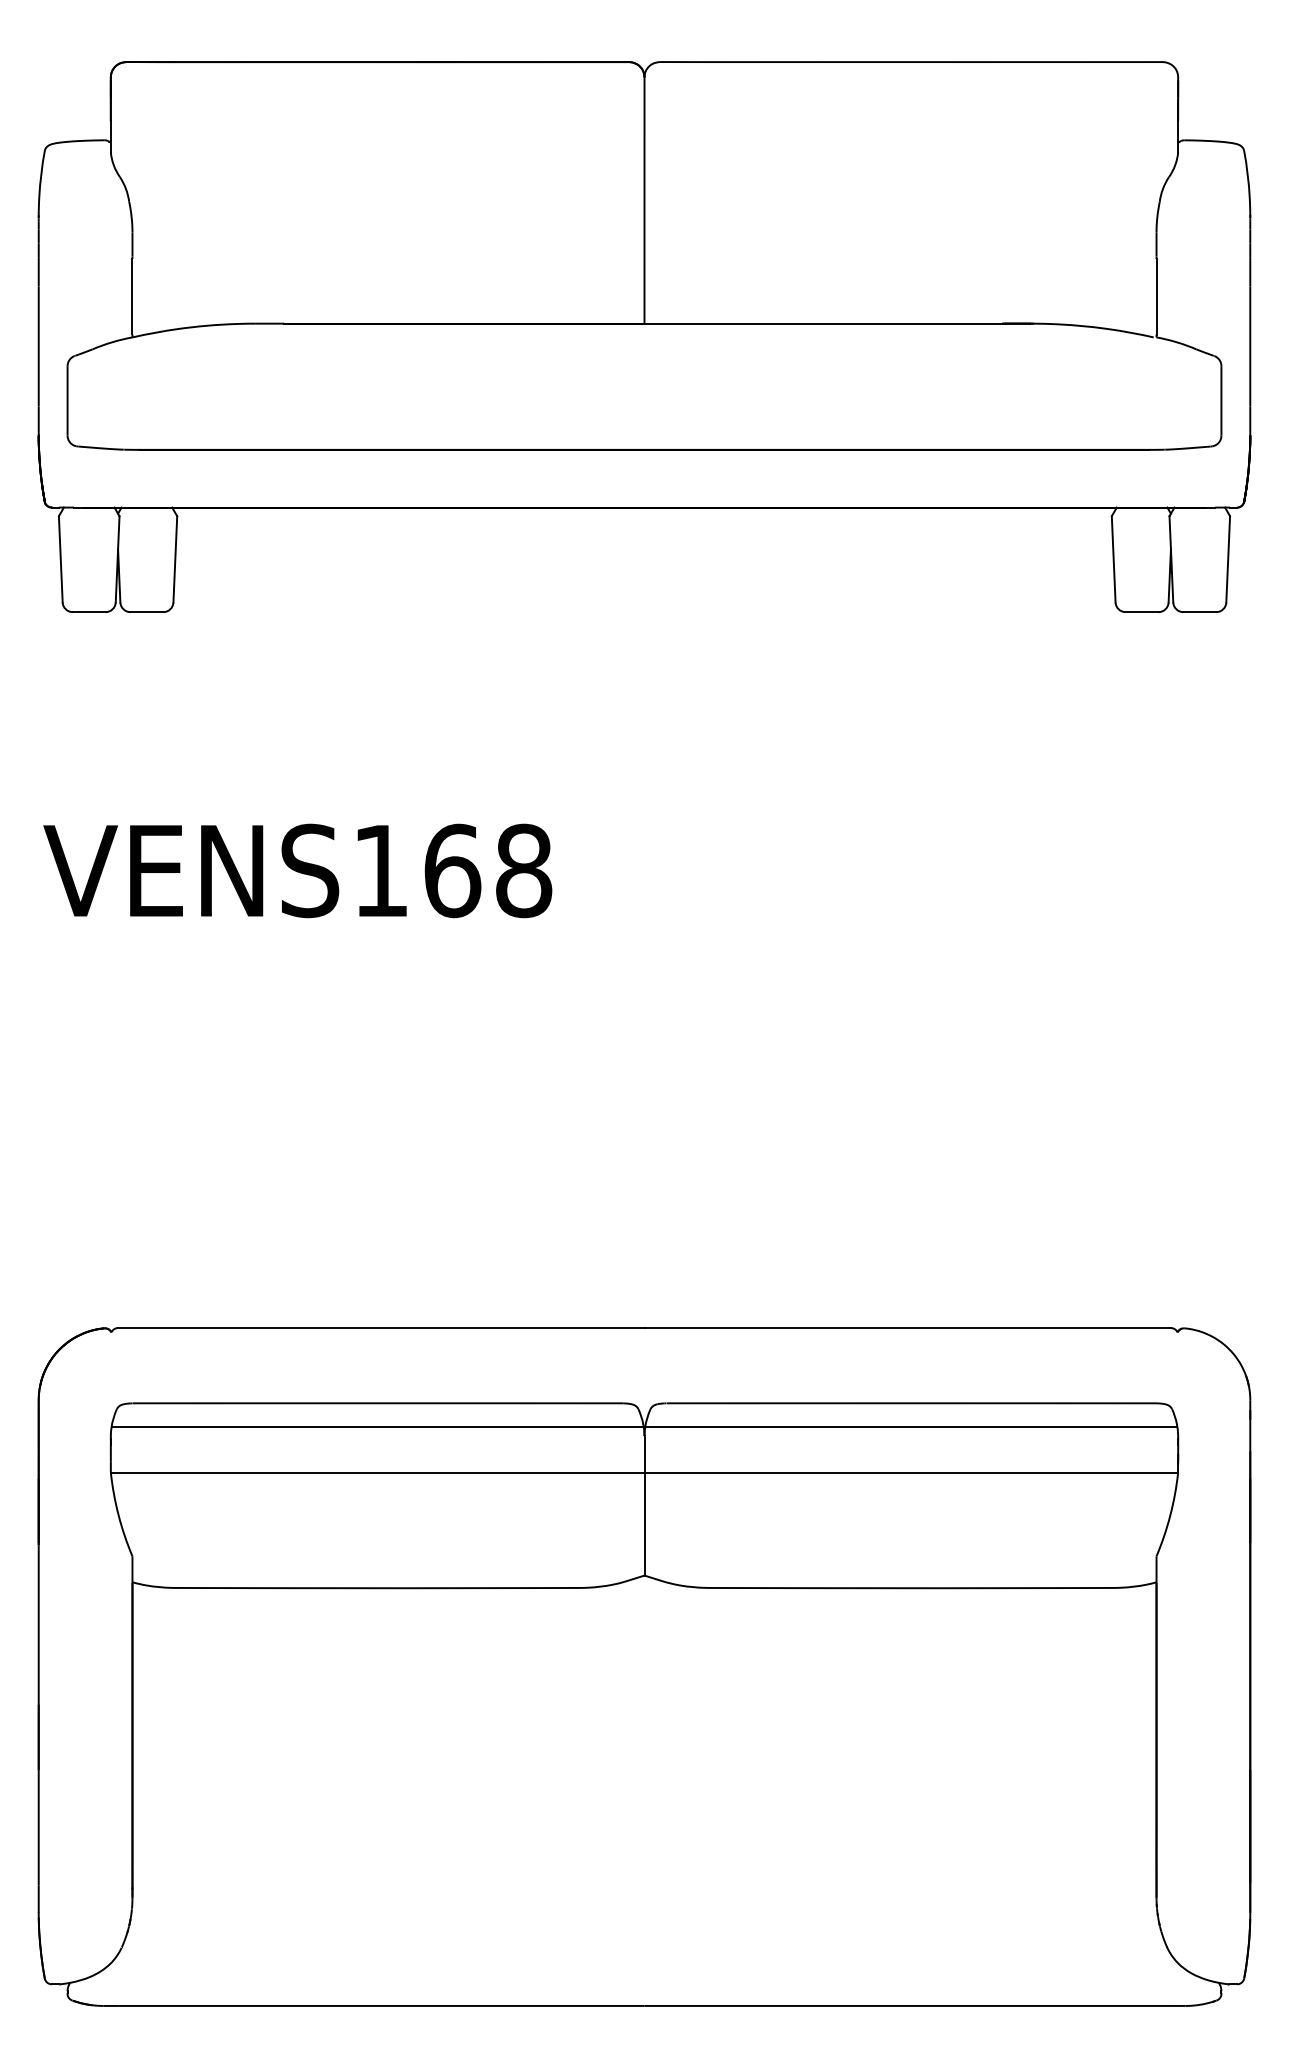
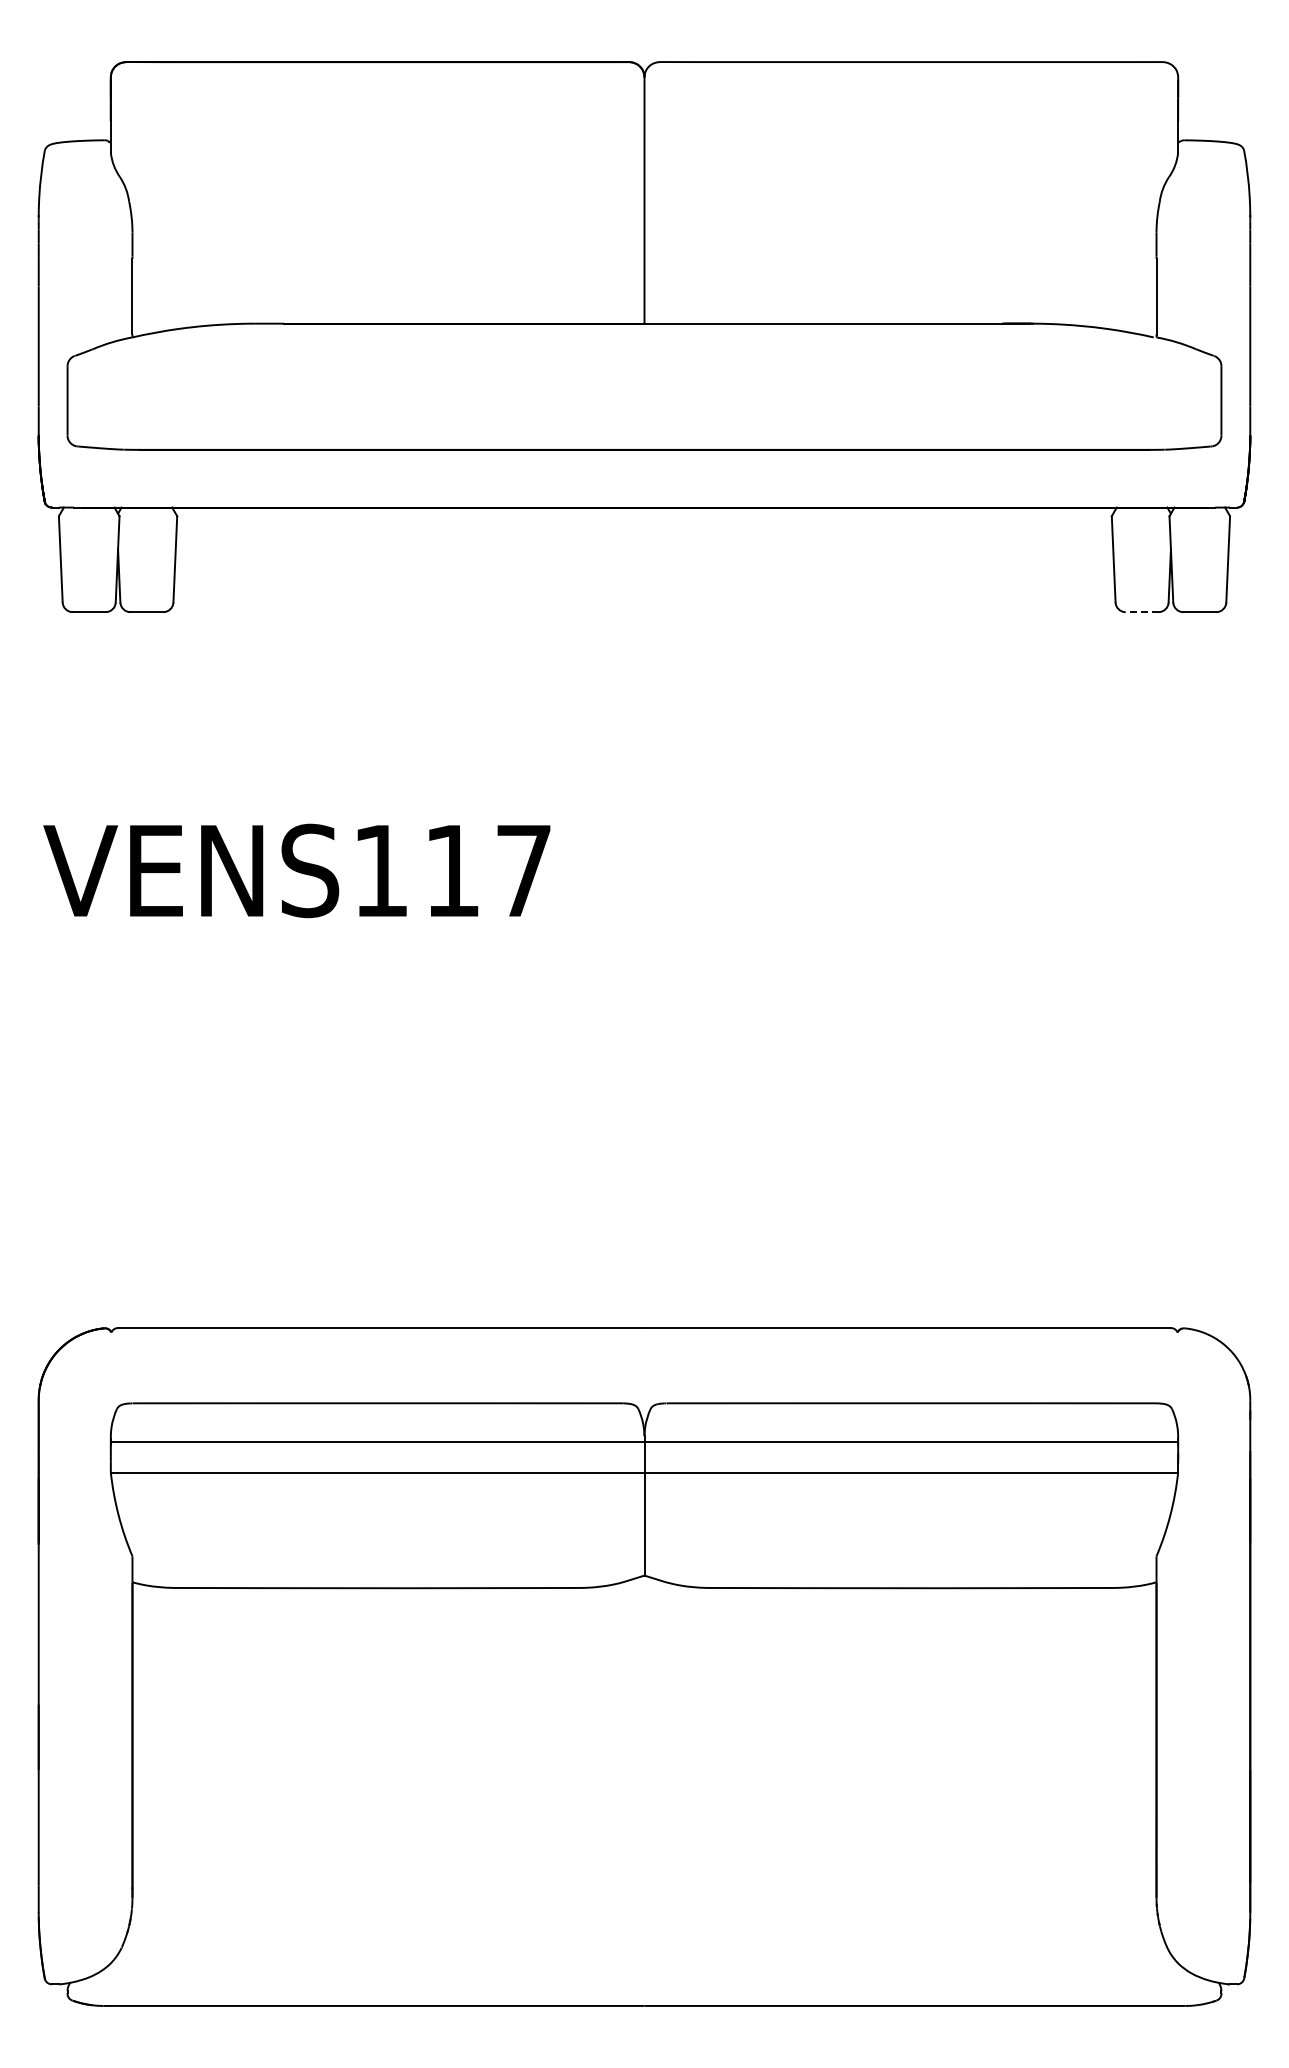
line: solid -> dashed (1141, 612)
text: VENS168 -> VENS117 (488, 870)
line position: (644, 1426) -> (644, 1441) (644, 1441)
